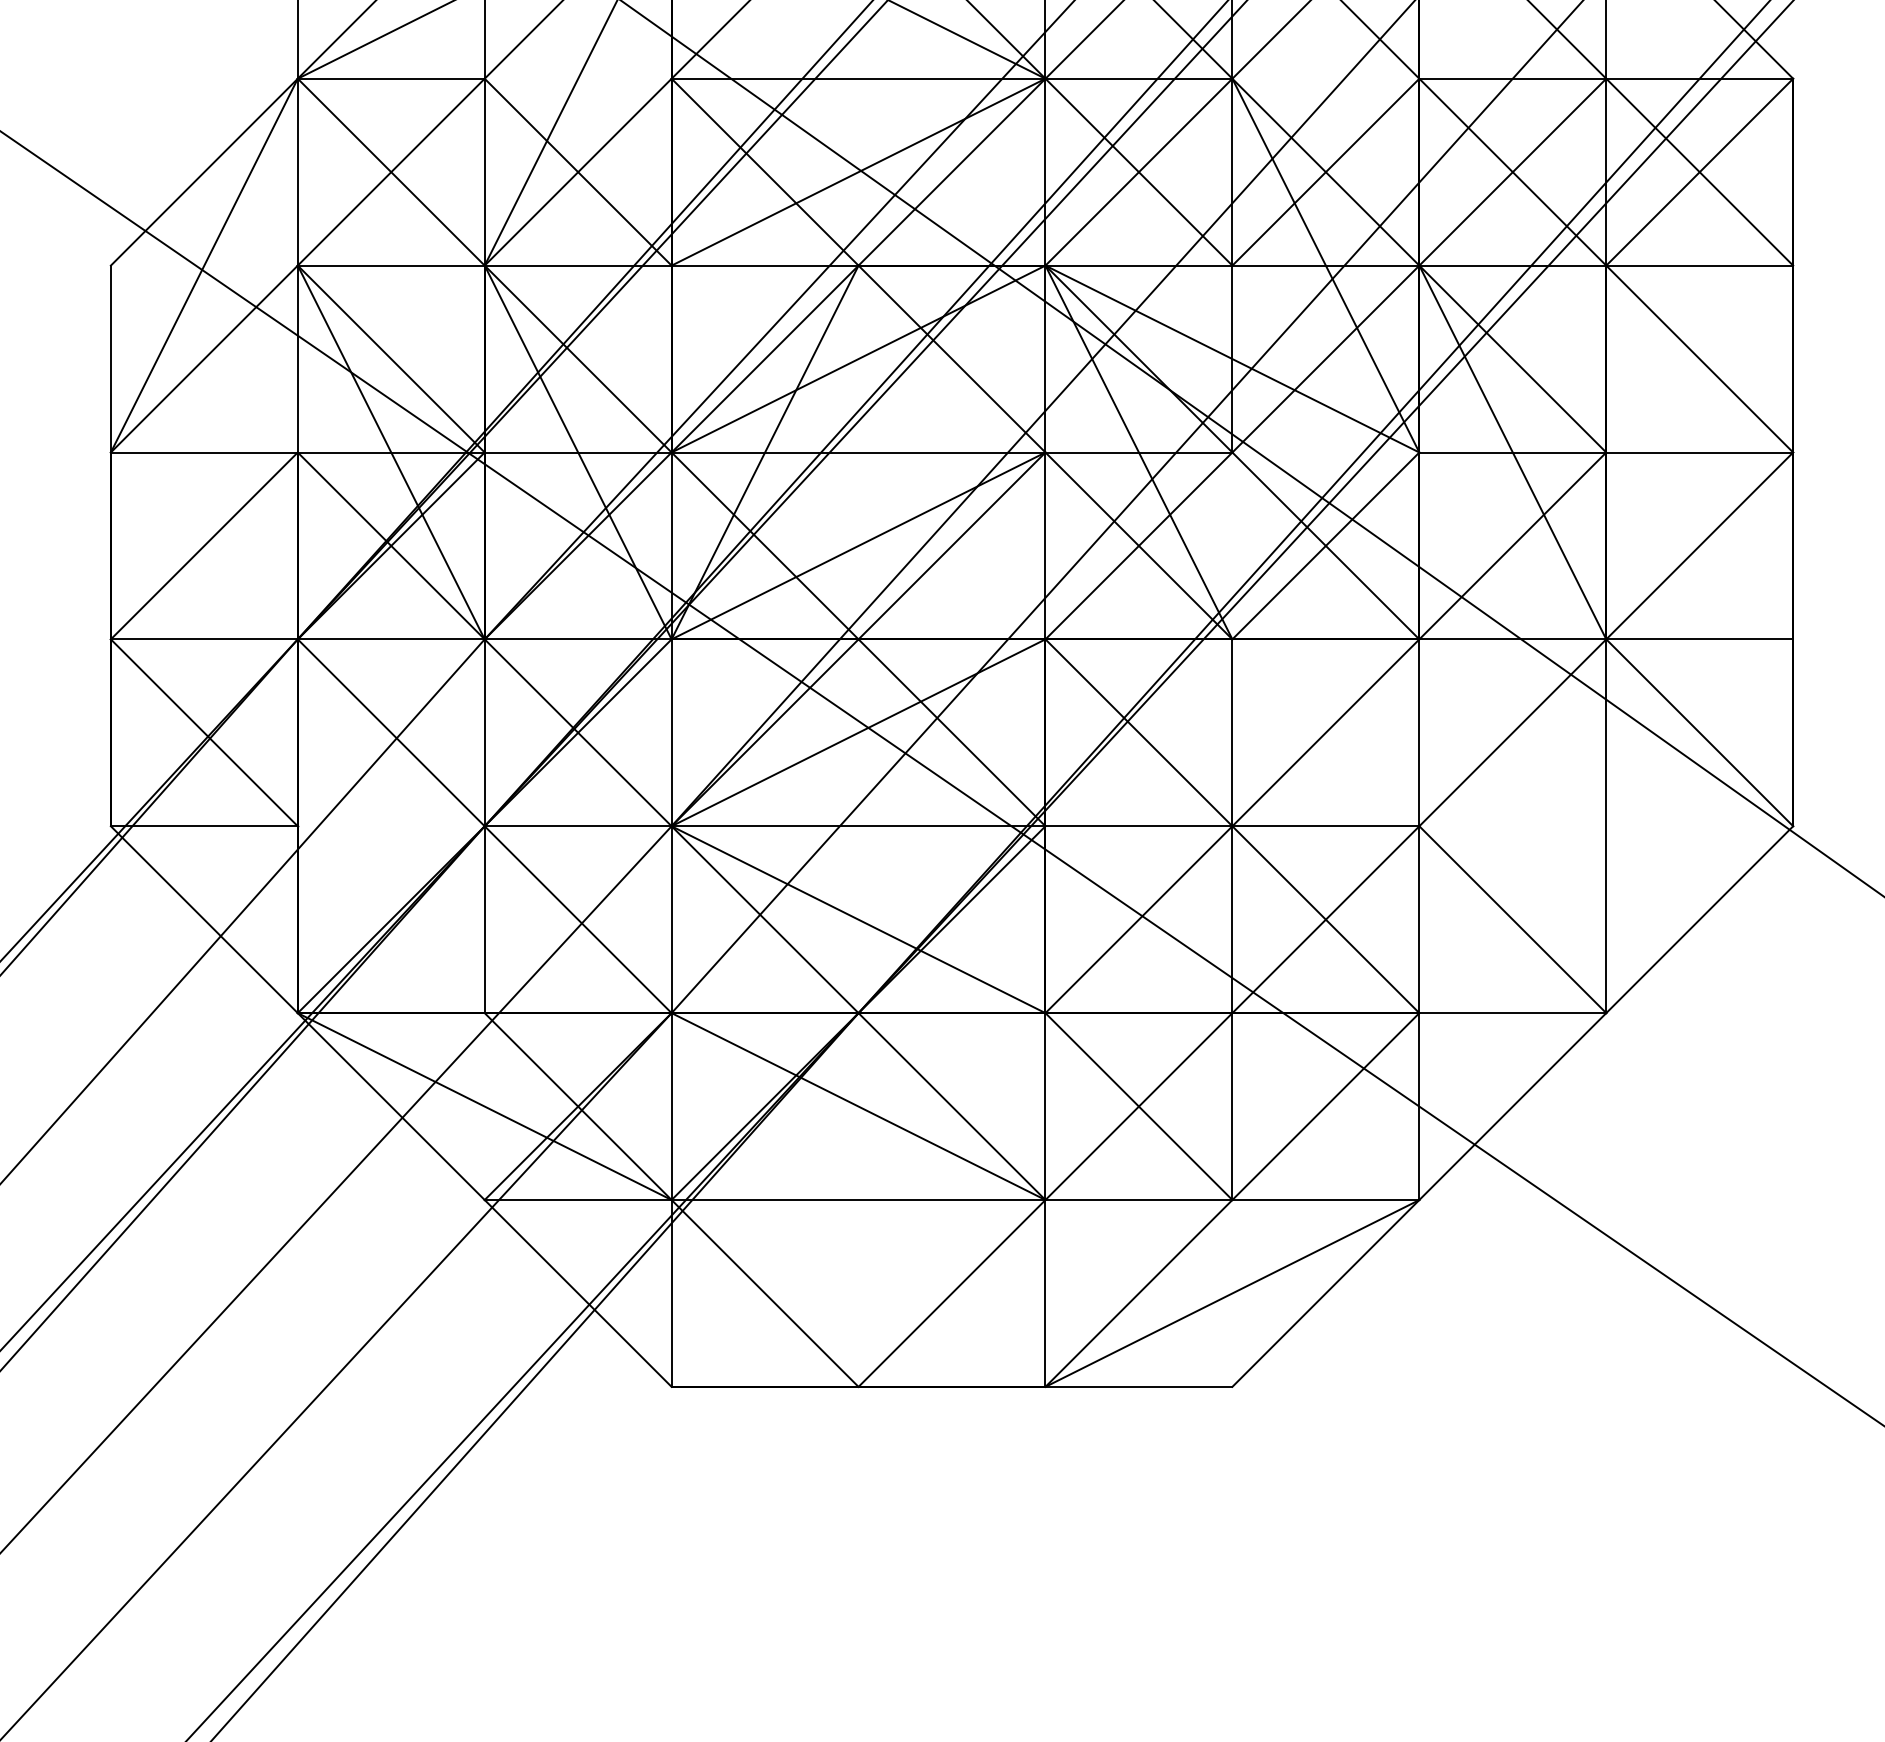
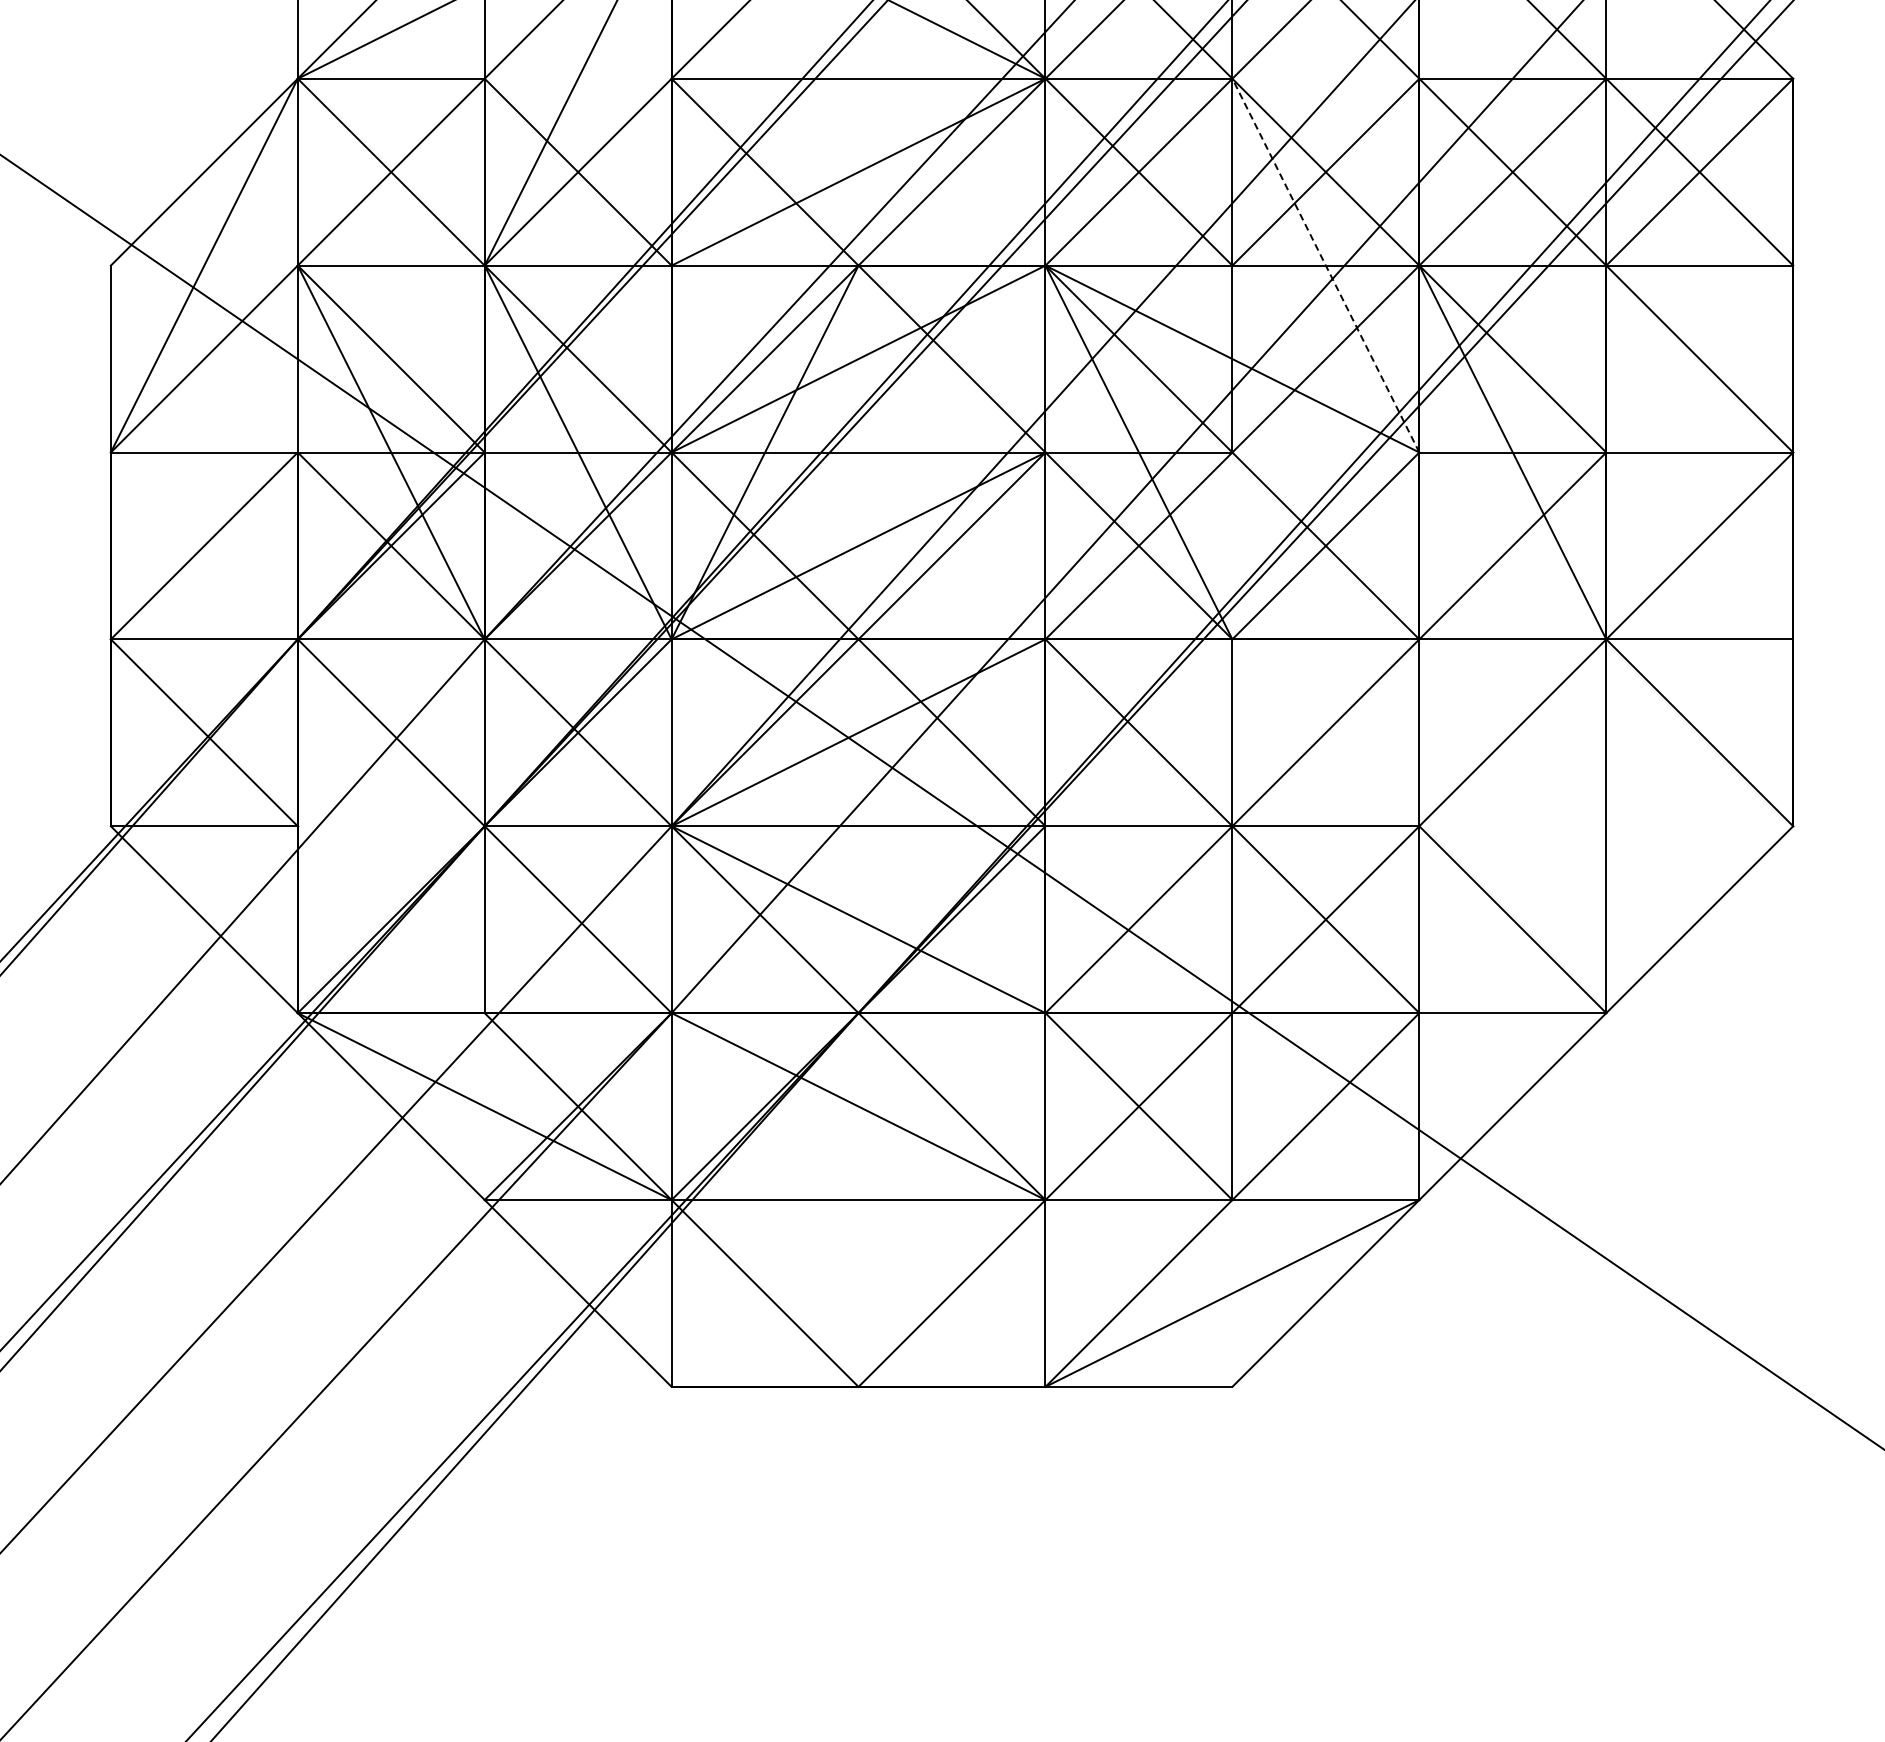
line: solid -> dashed (1325, 265)
line: present -> none (1252, 448)
line position: (941, 778) -> (941, 801) (941, 801)
